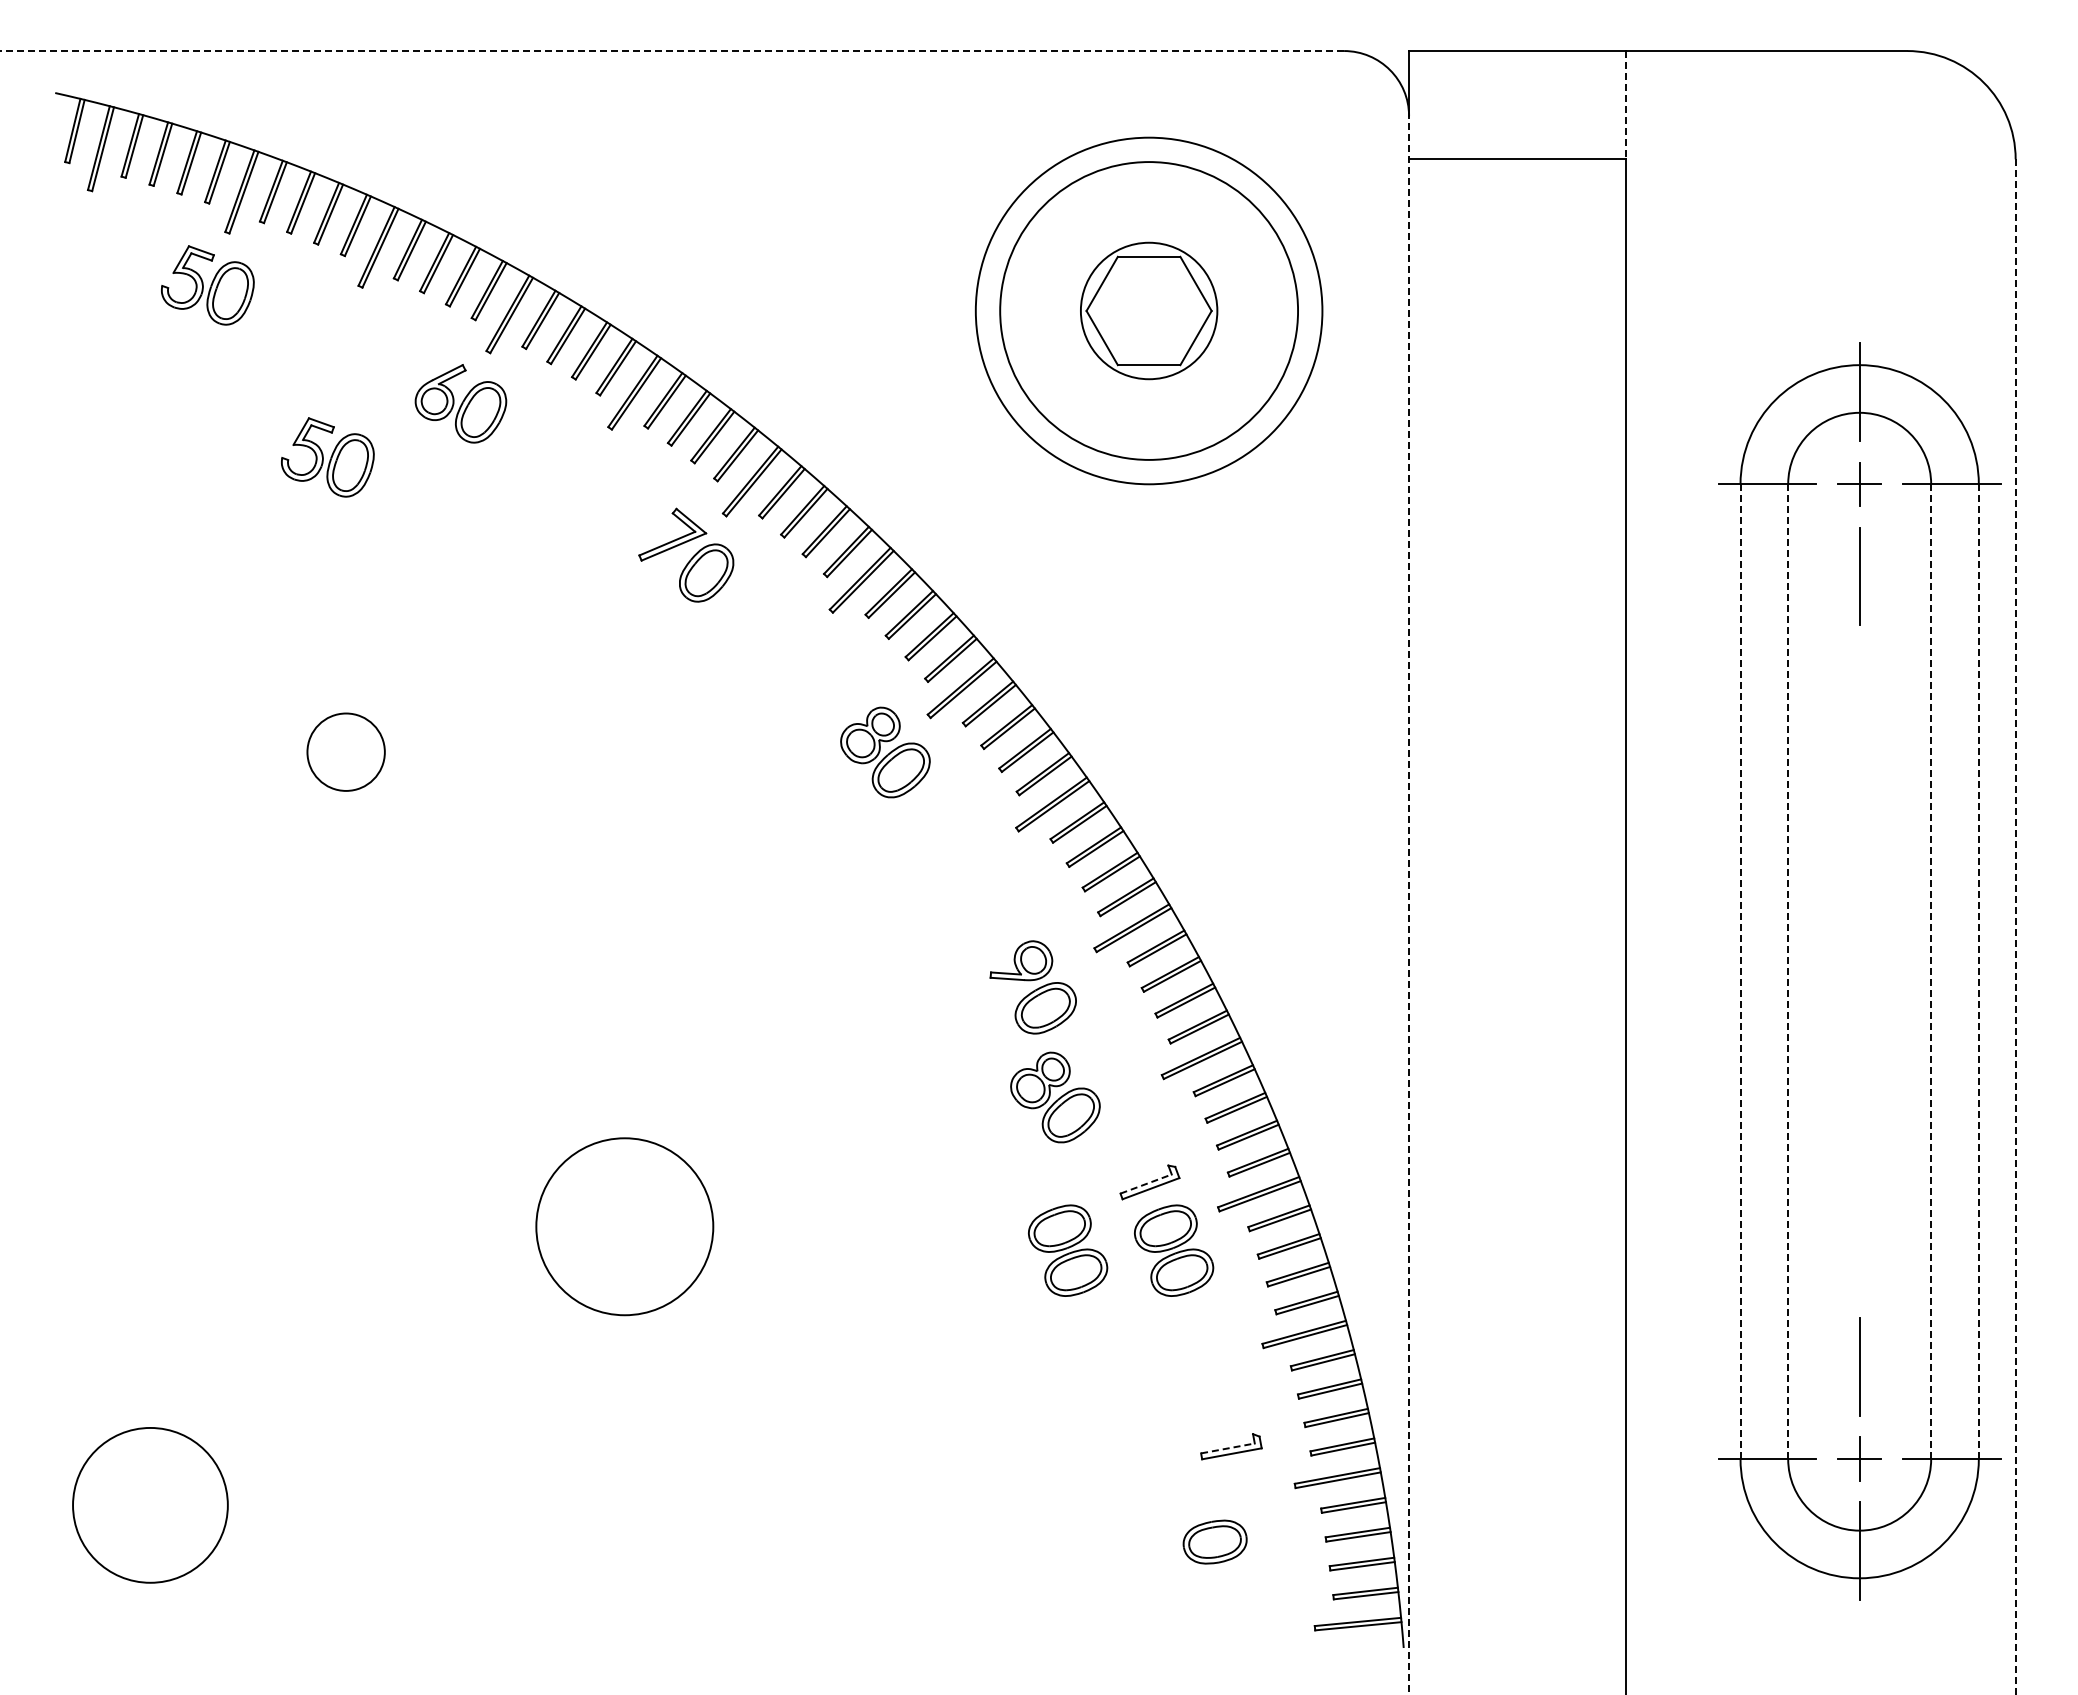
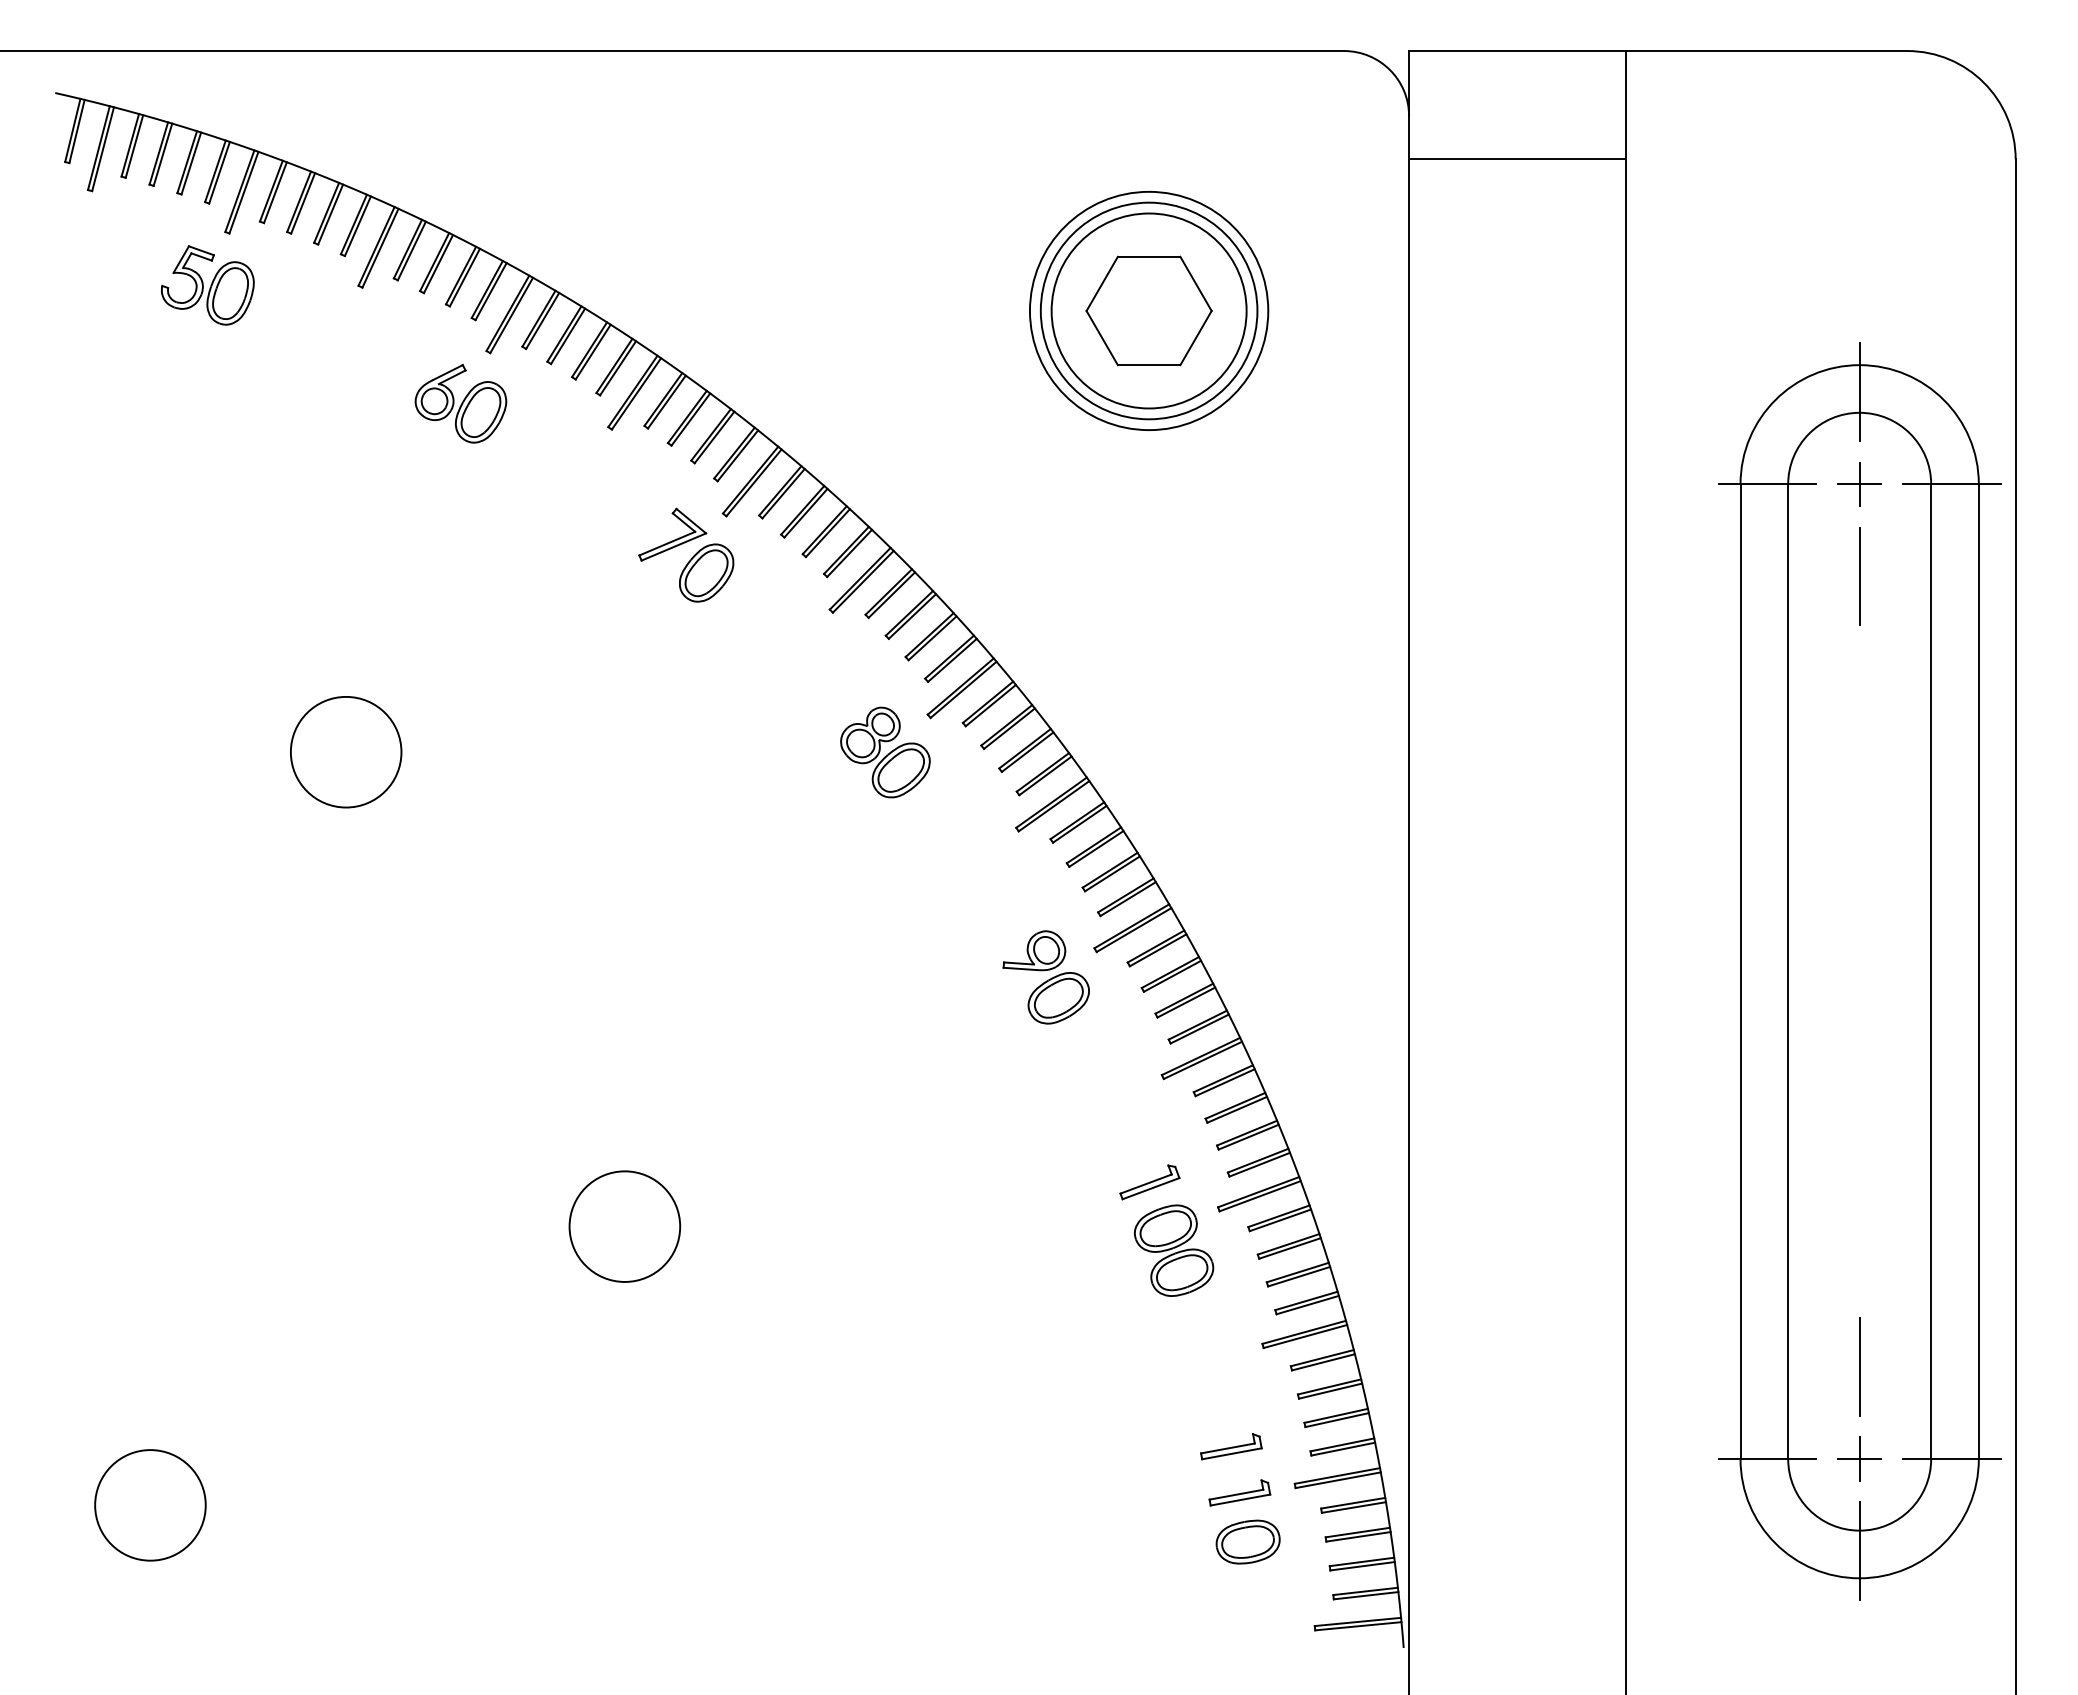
line: dashed -> solid (672, 51)
line: dashed -> solid (1625, 105)
circle diameter: 136 px -> 195 px (1148, 310)
circle diameter: 347 px -> 217 px (1148, 310)
circle diameter: 298 px -> 238 px (1148, 310)
part: present -> none (327, 457)
circle diameter: 77 px -> 111 px (345, 751)
line: dashed -> solid (1409, 904)
line: dashed -> solid (2015, 927)
line: dashed -> solid (1931, 971)
line: dashed -> solid (1978, 971)
line: dashed -> solid (1740, 972)
line: dashed -> solid (1788, 972)
part position: (1032, 987) -> (1045, 977) (1045, 977)
part: present -> none (1055, 1097)
line: dashed -> solid (1146, 1183)
circle size: 180x180 px -> 114x113 px (624, 1226)
part: present -> none (1068, 1250)
line: dashed -> solid (1228, 1448)
part: none -> present (1239, 1492)
circle diameter: 155 px -> 111 px (150, 1505)
part position: (1214, 1541) -> (1247, 1541) (1247, 1541)
